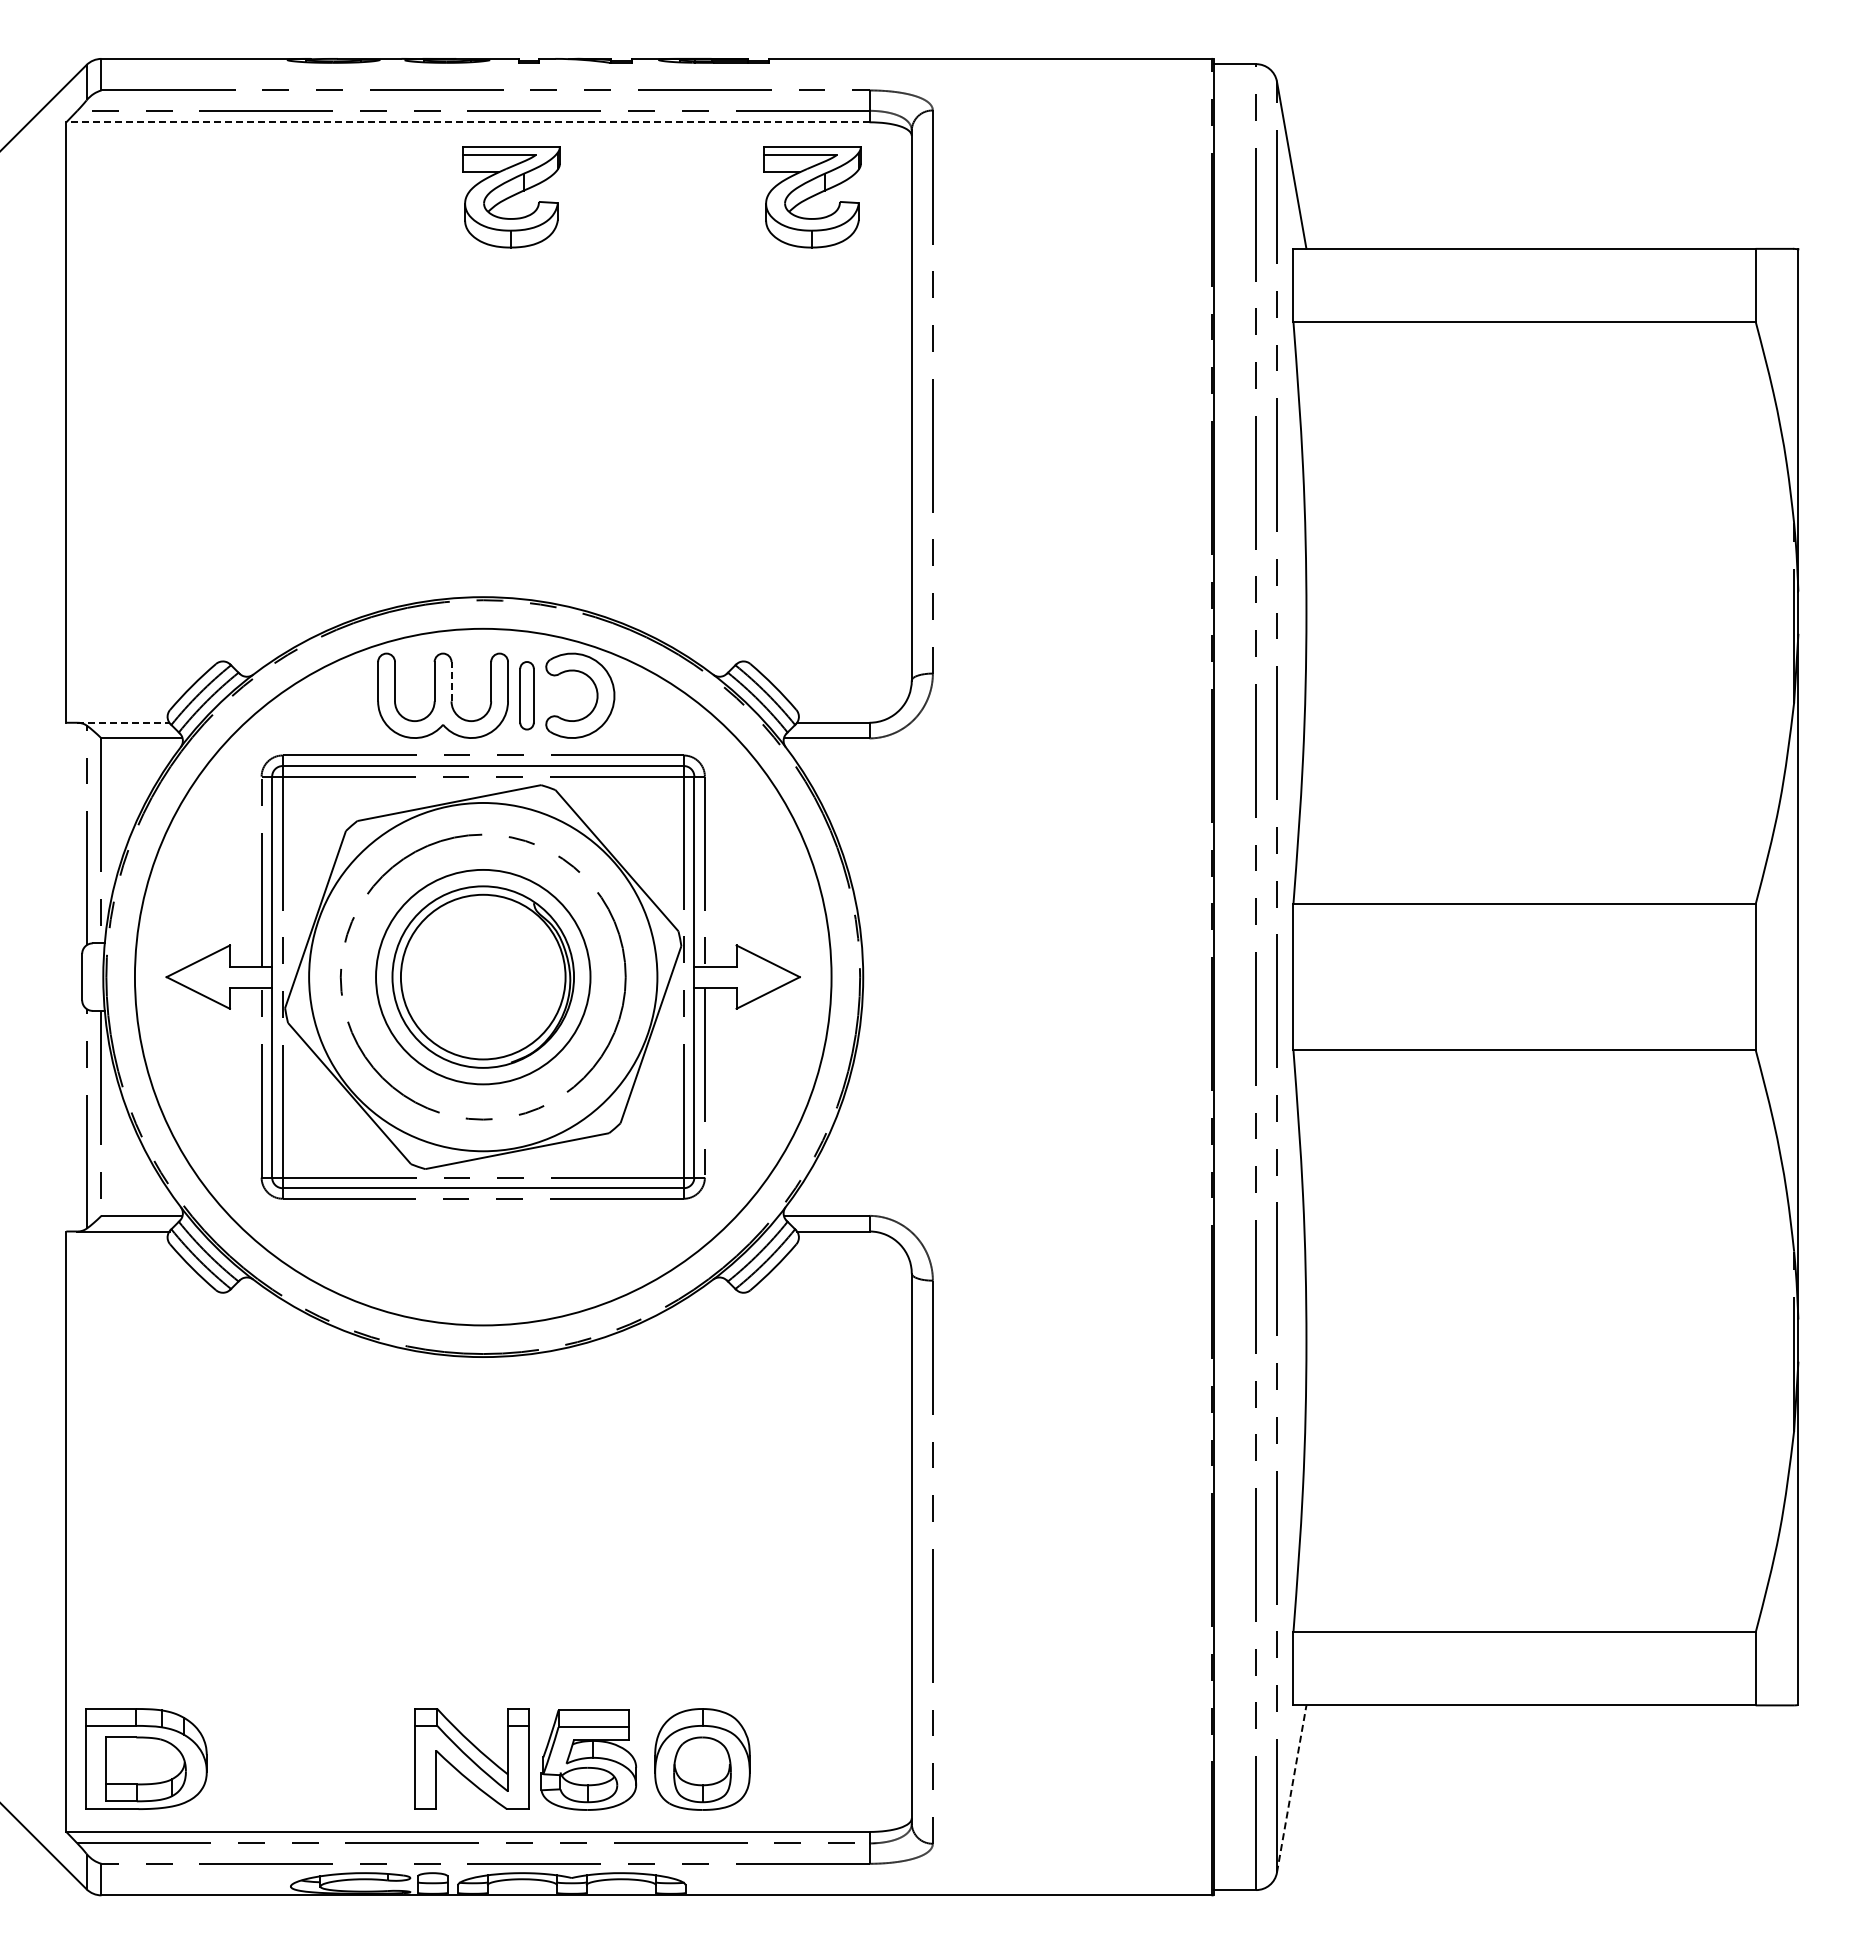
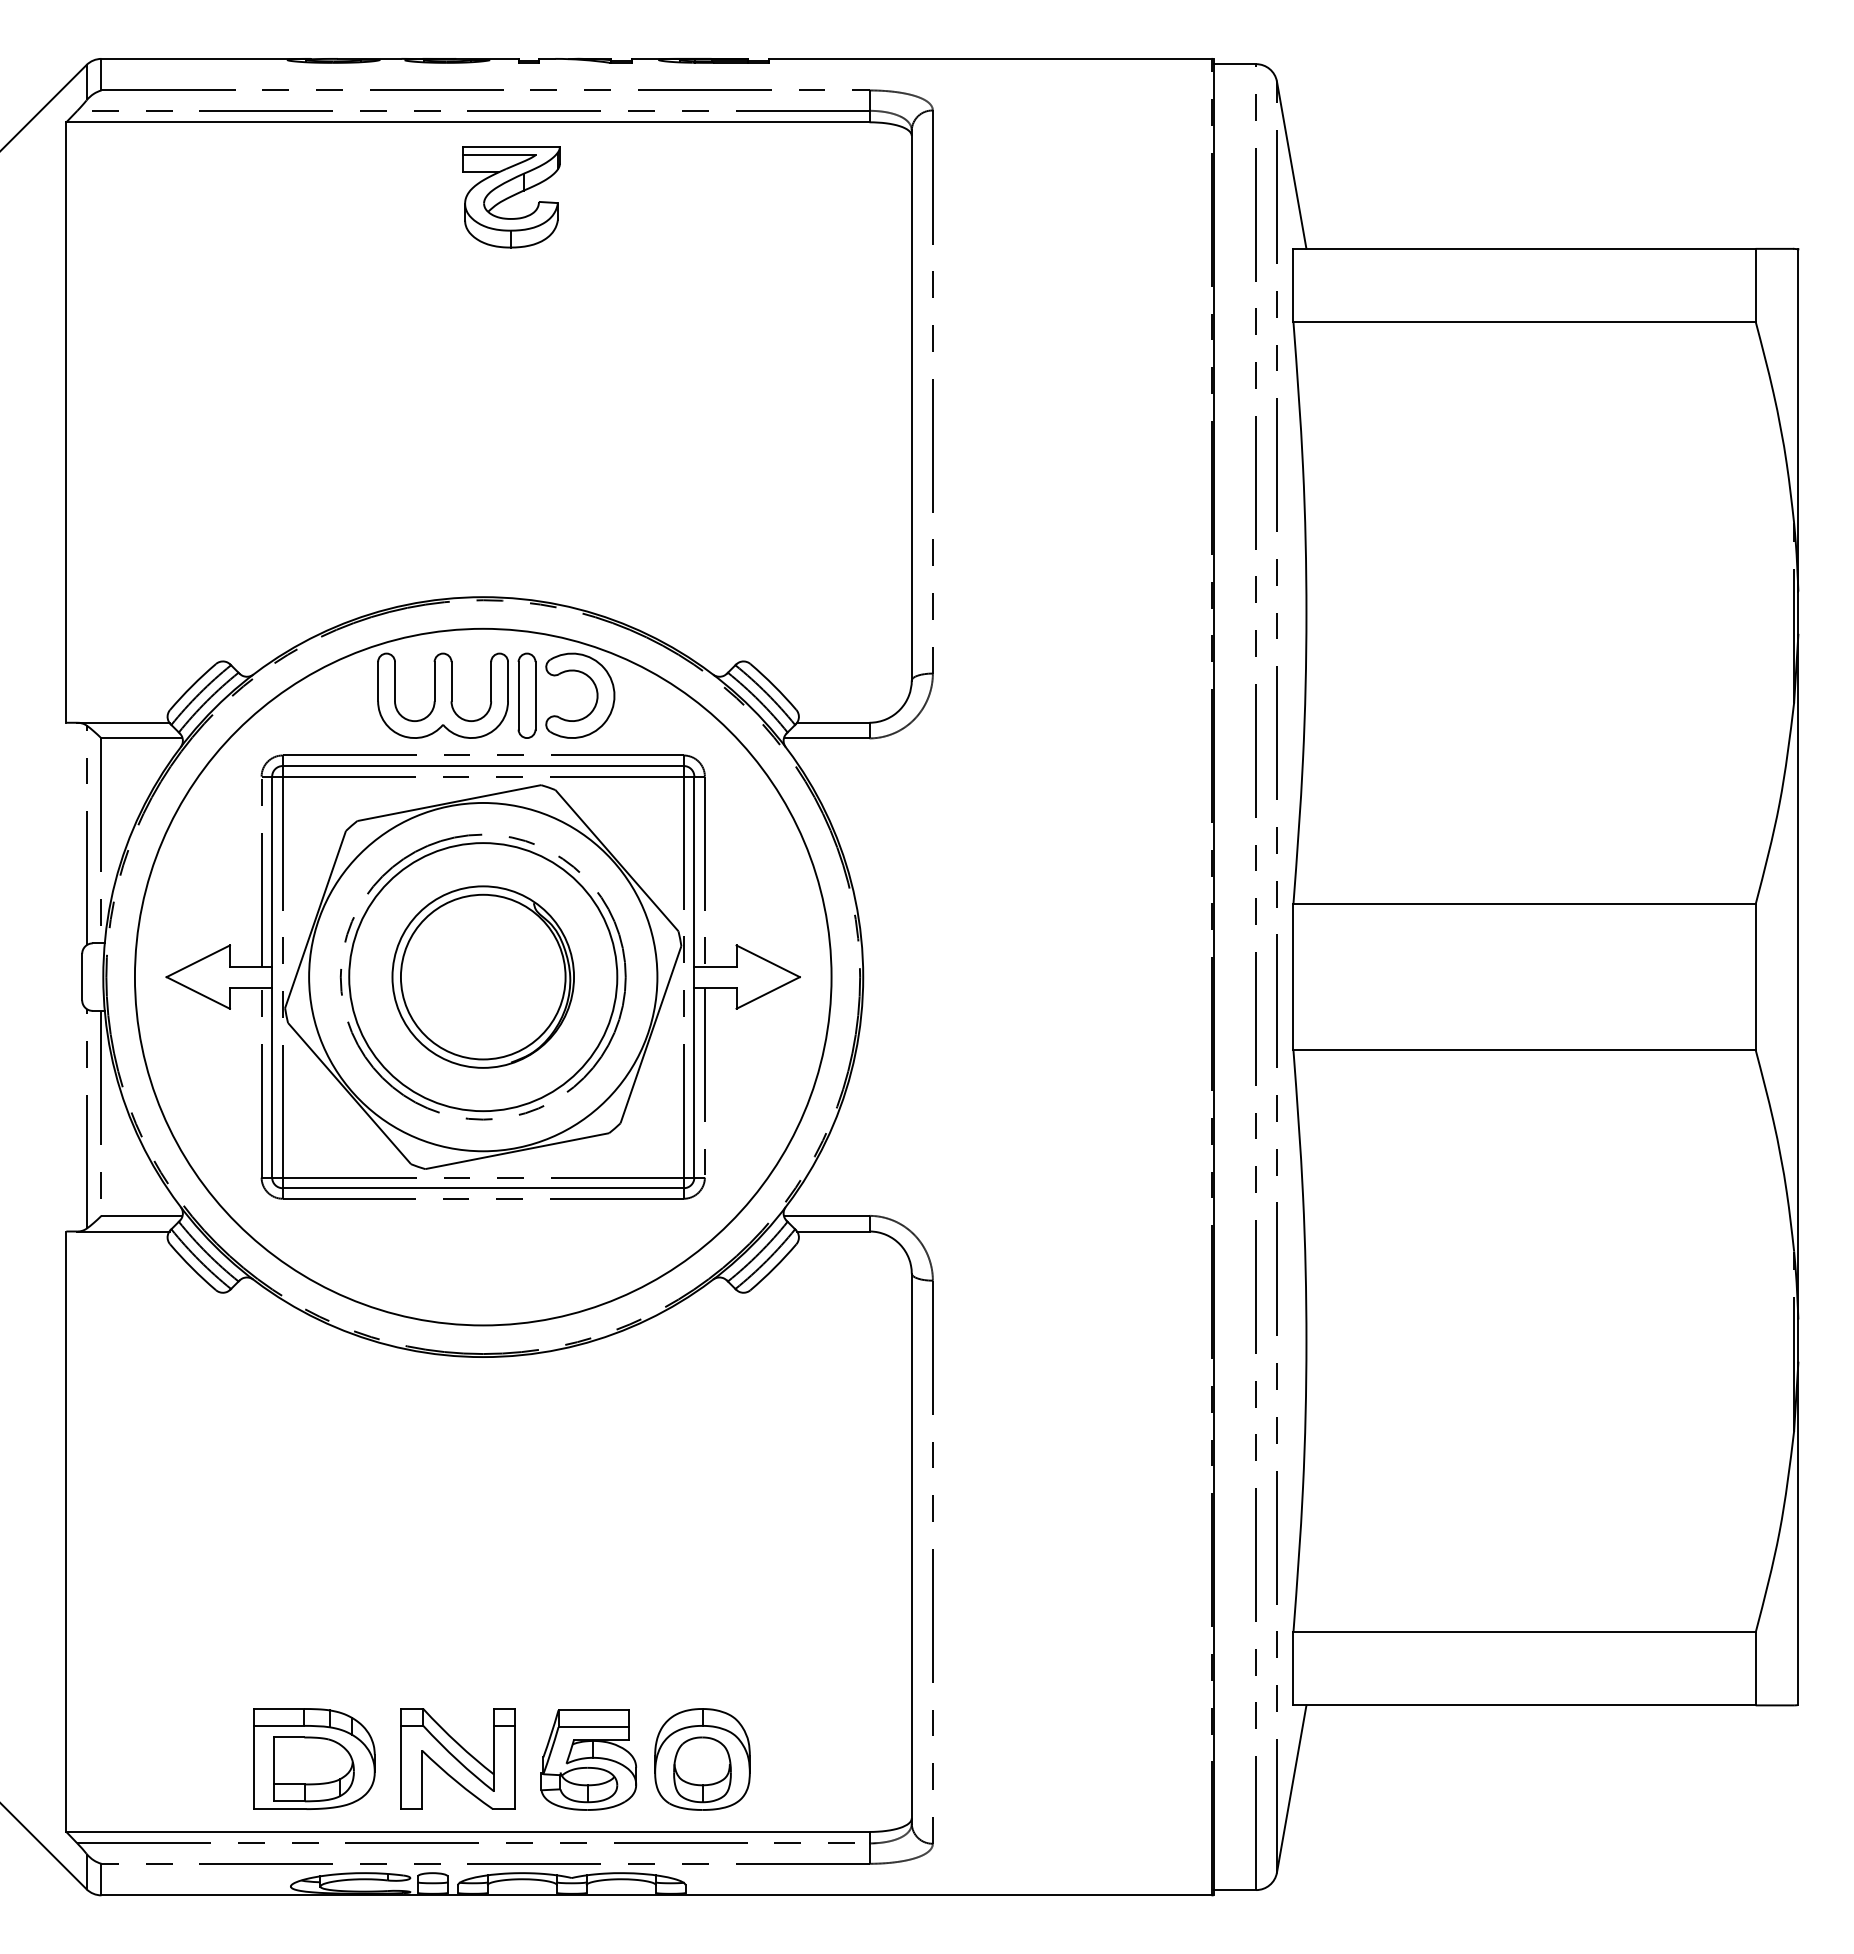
line: dashed -> solid (467, 122)
part: present -> none (812, 197)
line: dashed -> solid (451, 681)
part size: 16x70 px -> 20x87 px (526, 695)
line: dashed -> solid (123, 722)
circle diameter: 214 px -> 268 px (483, 977)
part position: (146, 1758) -> (314, 1758) (314, 1758)
part position: (471, 1758) -> (457, 1758) (457, 1758)
line: dashed -> solid (1291, 1789)
